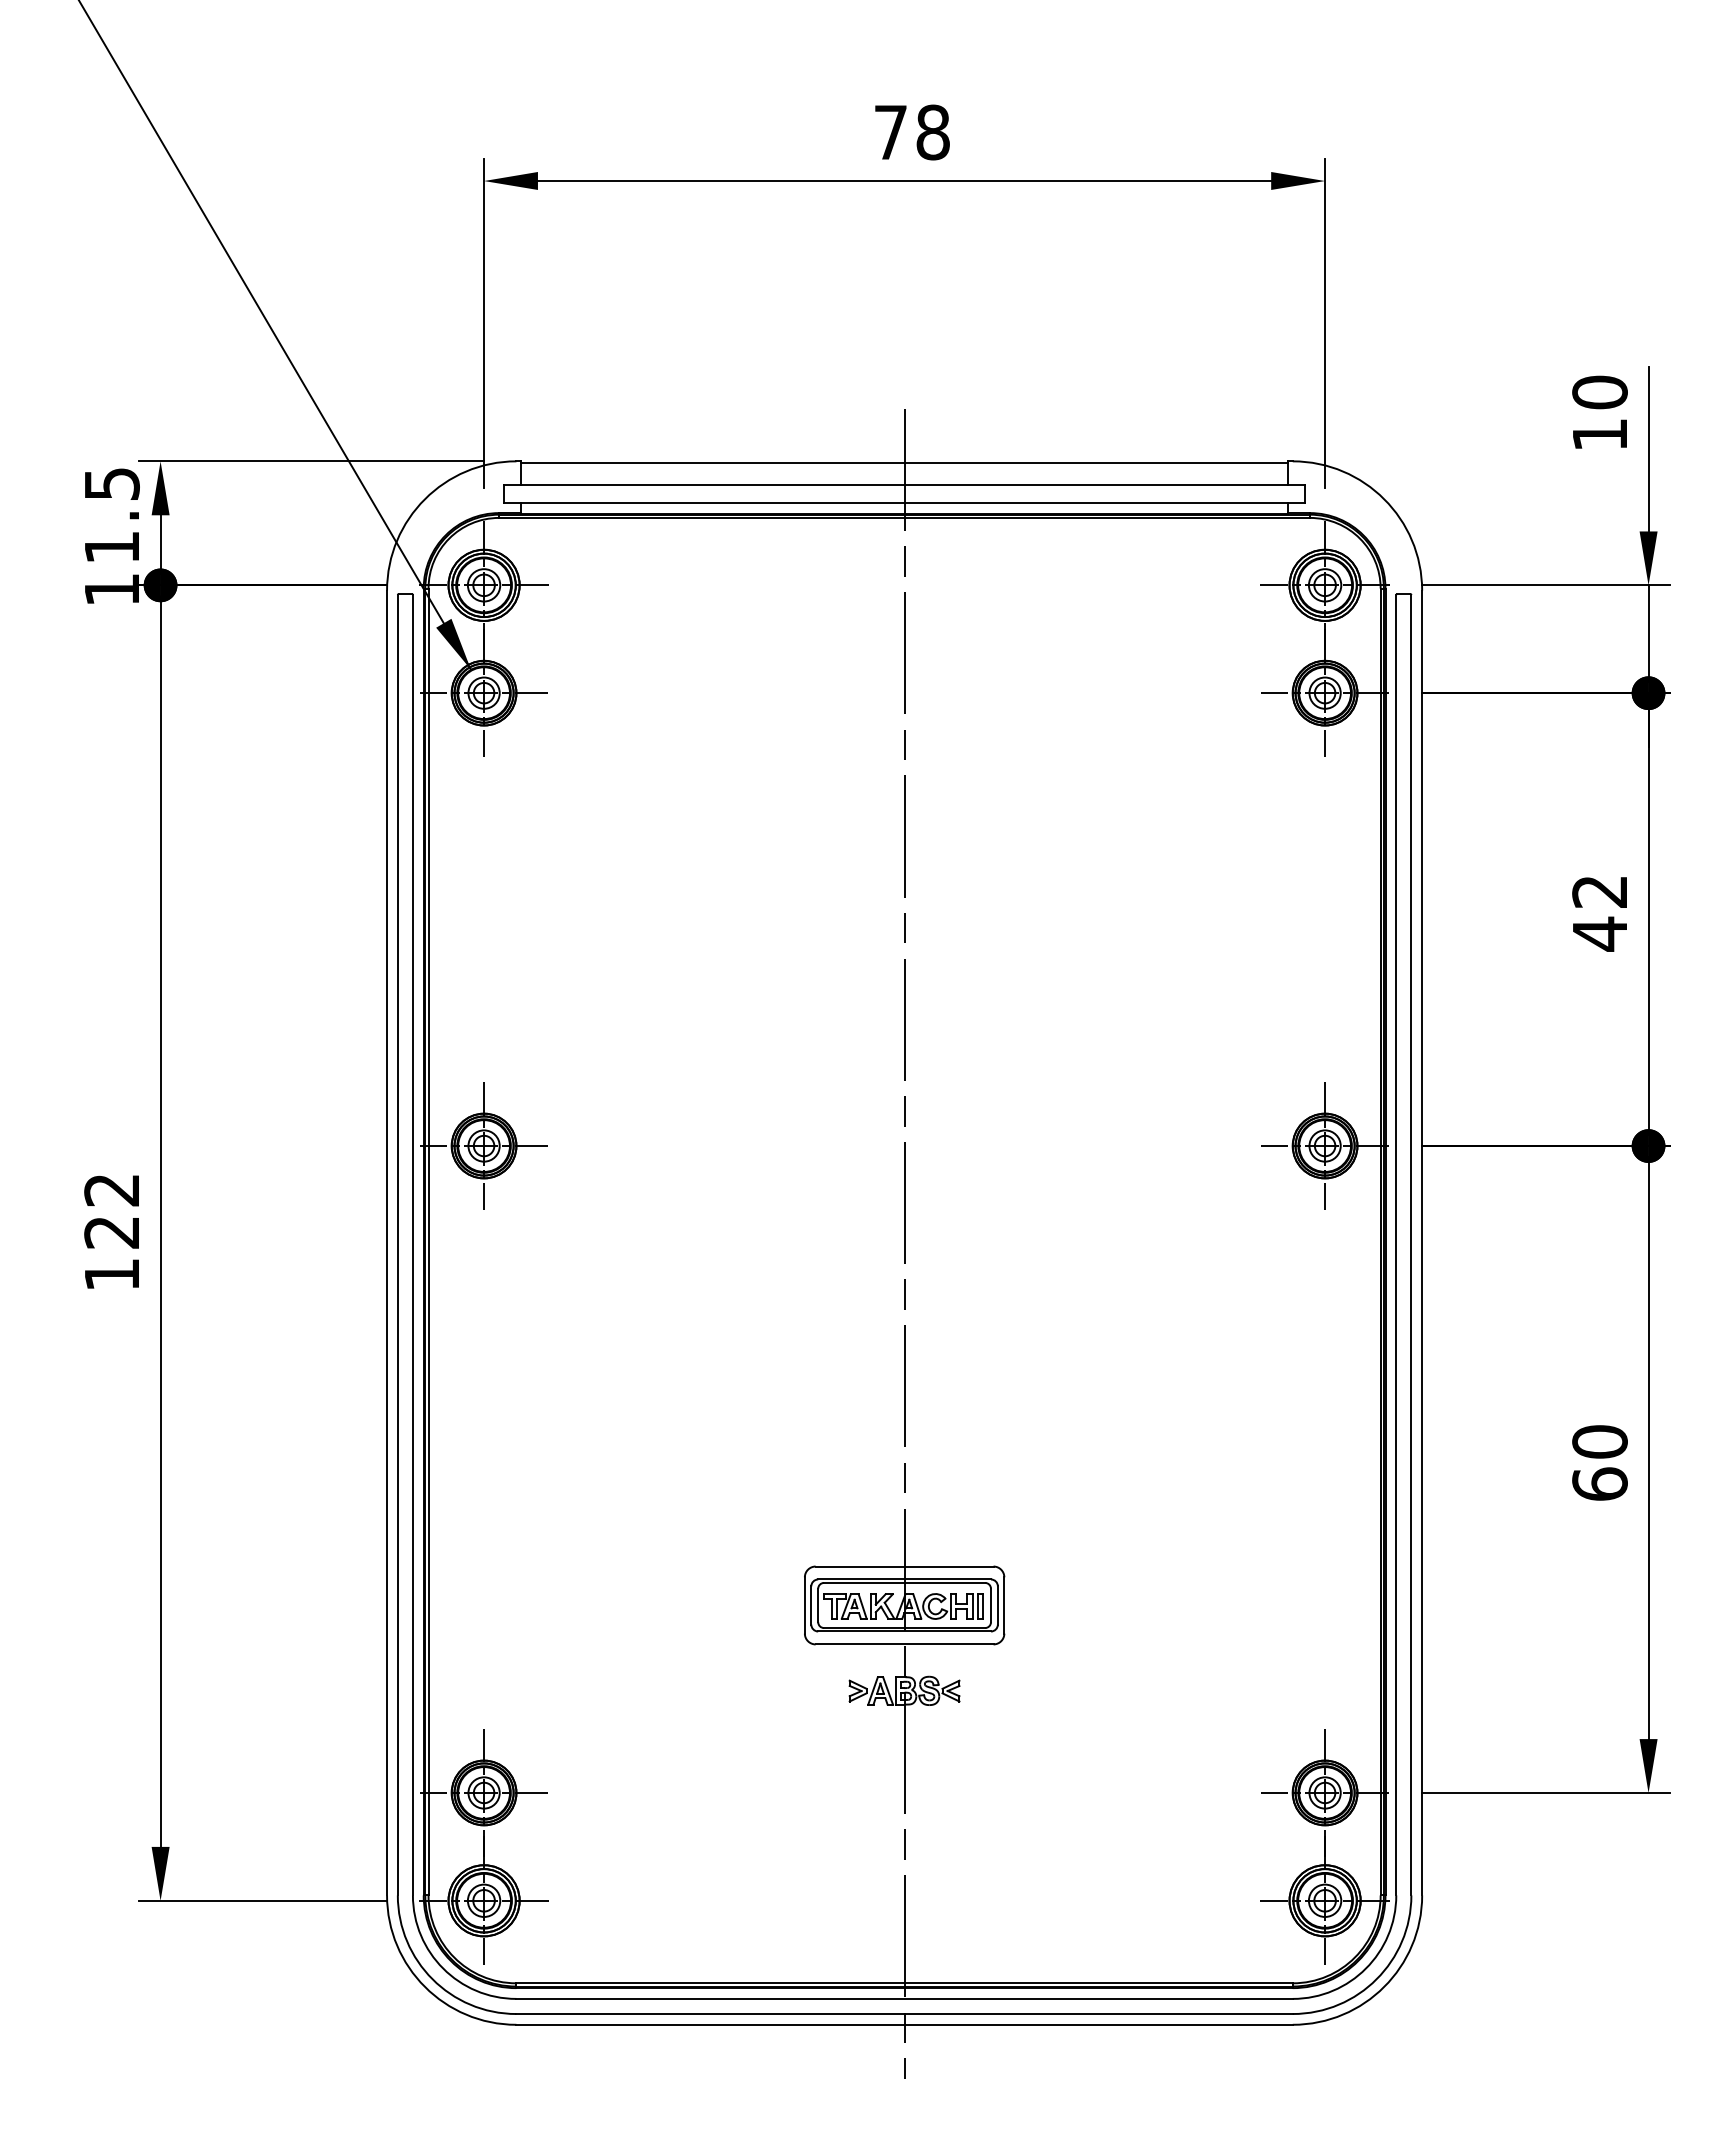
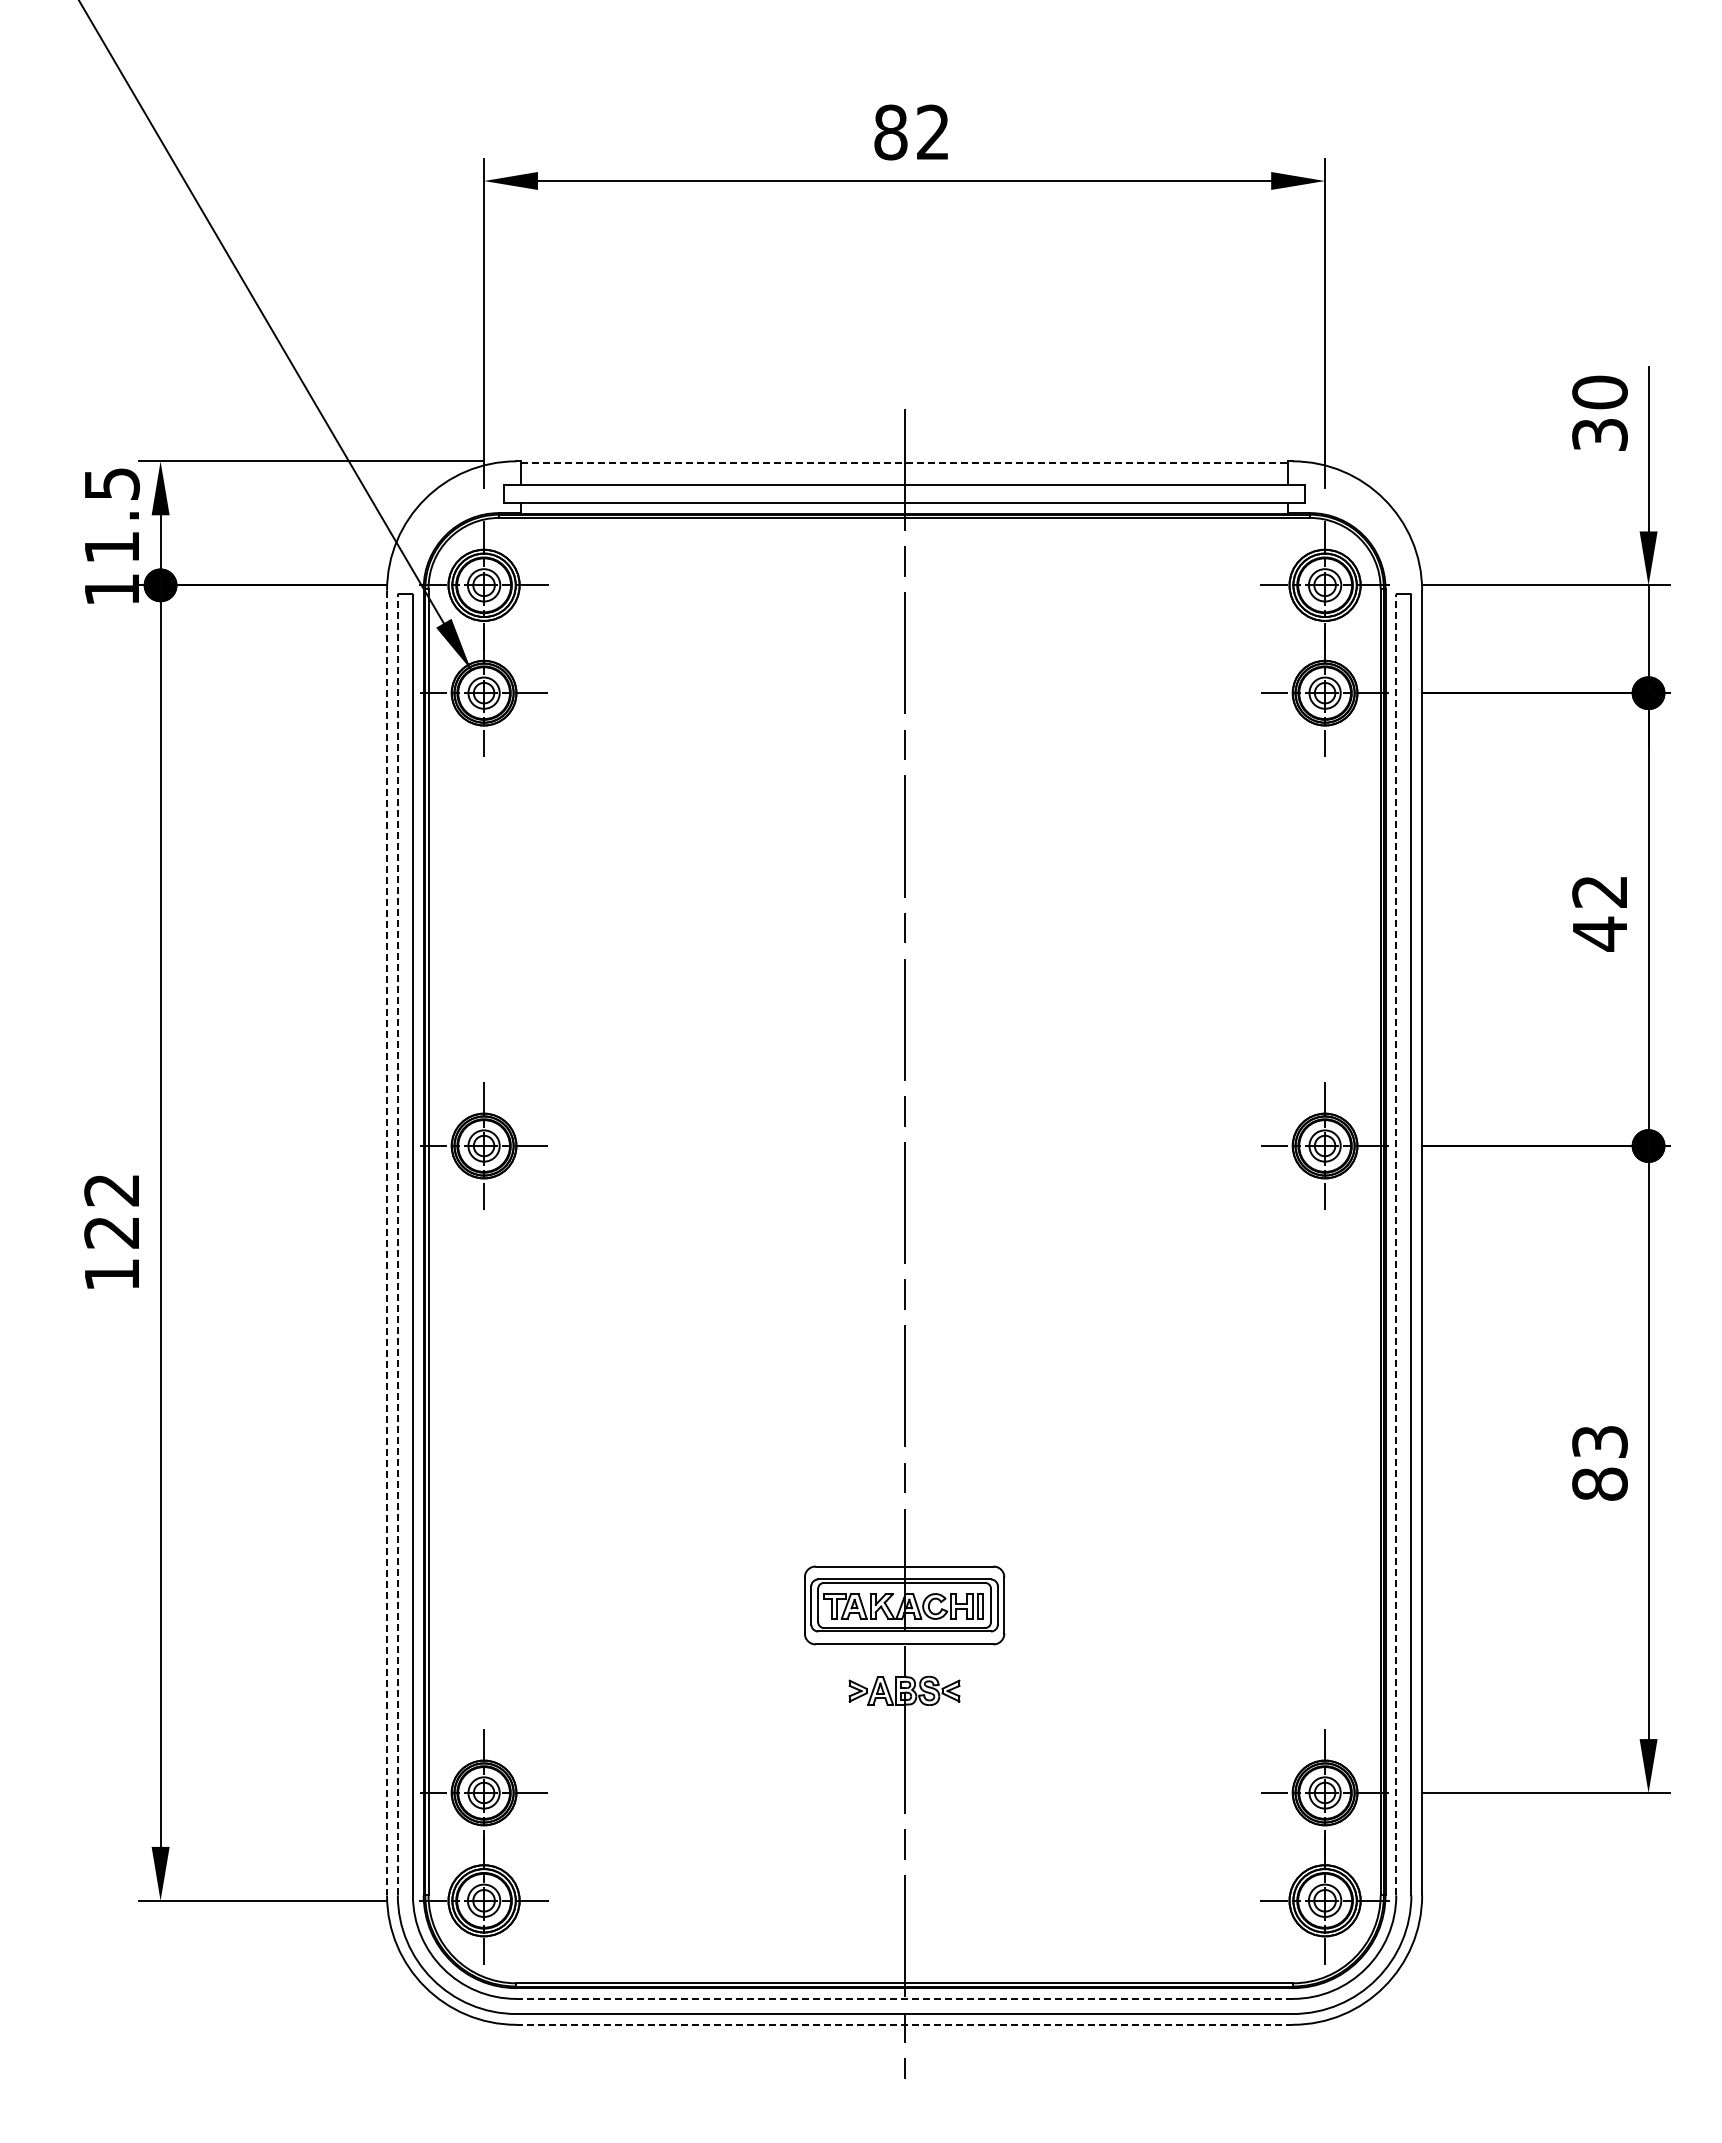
text: 78 -> 82 (911, 132)
text: 10 -> 30 (1599, 434)
line: solid -> dashed (905, 462)
line: solid -> dashed (387, 1243)
line: solid -> dashed (397, 1244)
line: solid -> dashed (1396, 1244)
text: 60 -> 83 (1599, 1462)
line: solid -> dashed (905, 1998)
line: solid -> dashed (905, 2024)
